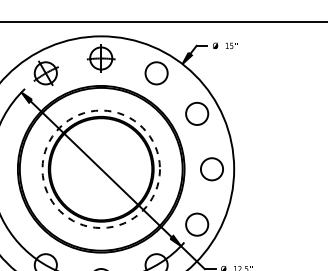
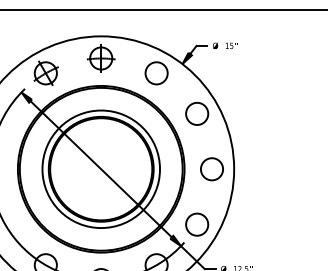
line position: (163, 21) -> (163, 9) (163, 9)
circle: dashed -> solid (101, 169)
